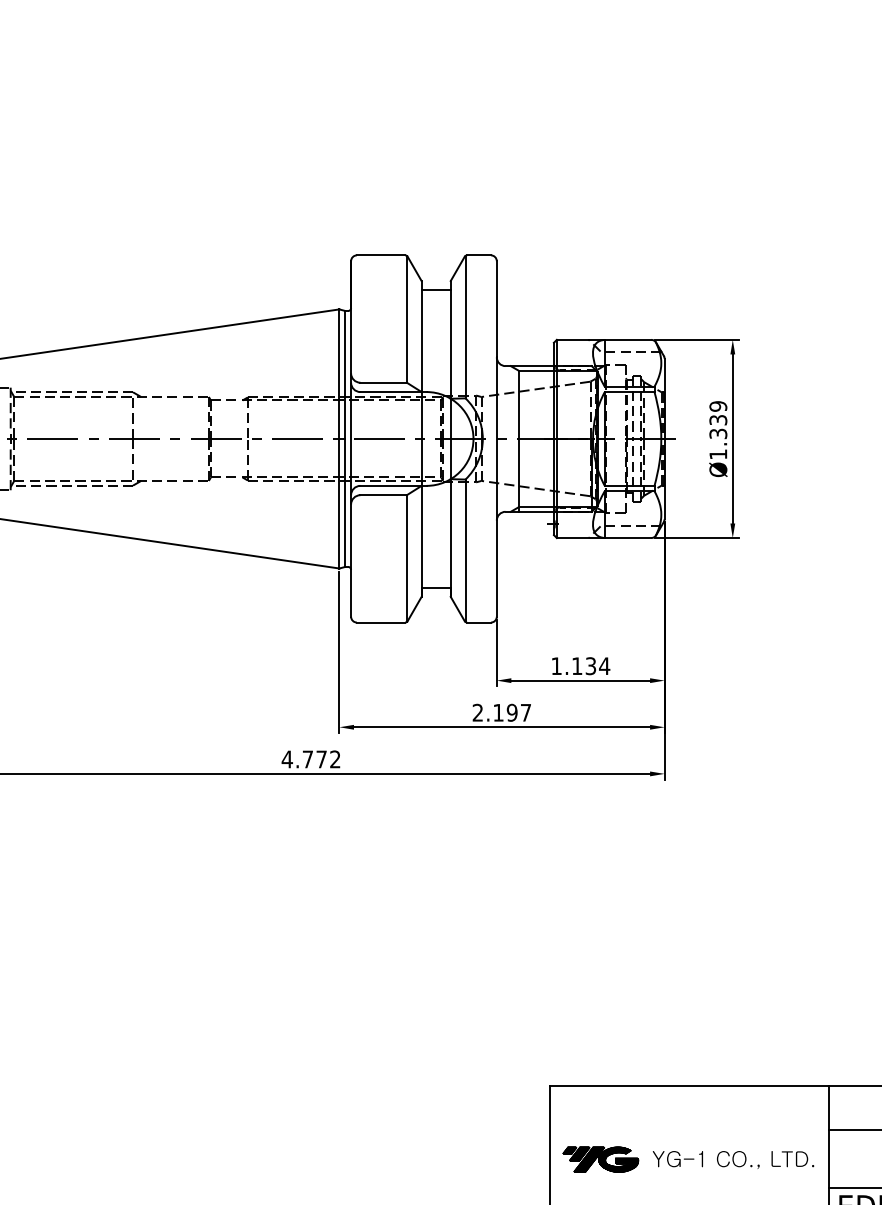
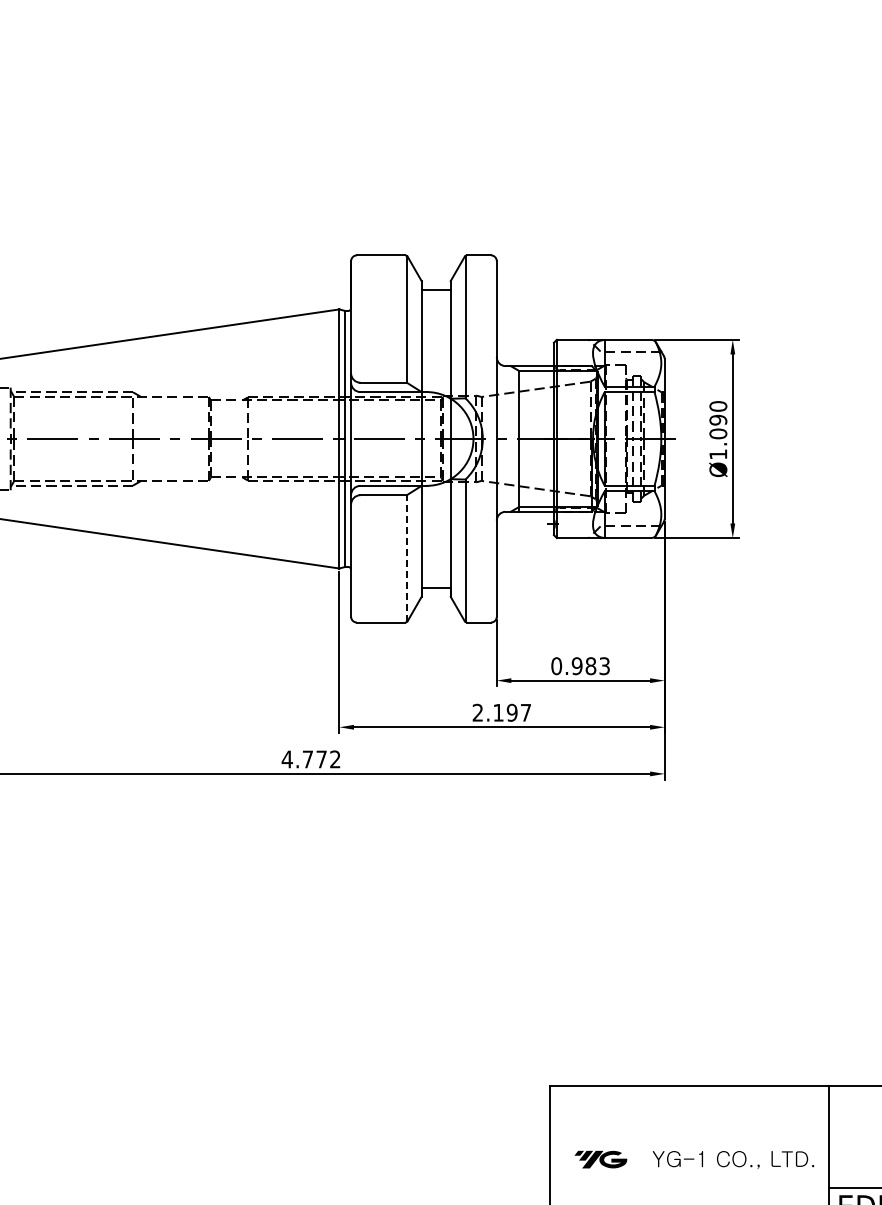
text: Ø1.339 -> Ø1.090 (718, 420)
line: solid -> dashed (406, 558)
text: 1.134 -> 0.983 (580, 666)
line: present -> none (853, 1129)
part size: 78x27 px -> 54x19 px (600, 1159)
